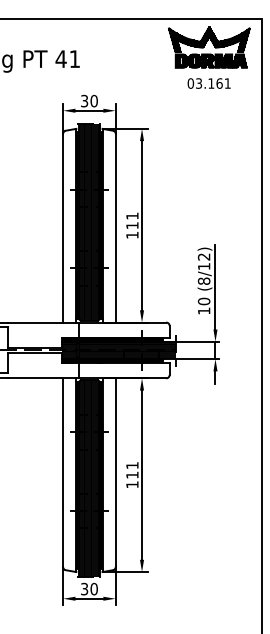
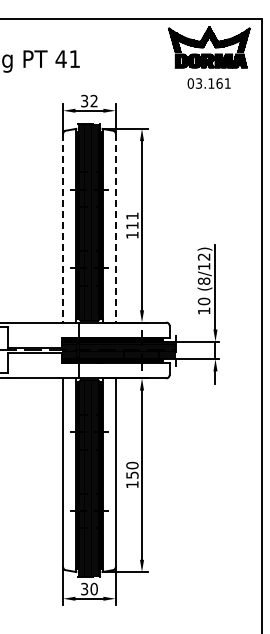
text: 30 -> 32 (93, 101)
line: solid -> dashed (63, 228)
line: solid -> dashed (115, 228)
text: 111 -> 150 (132, 469)
